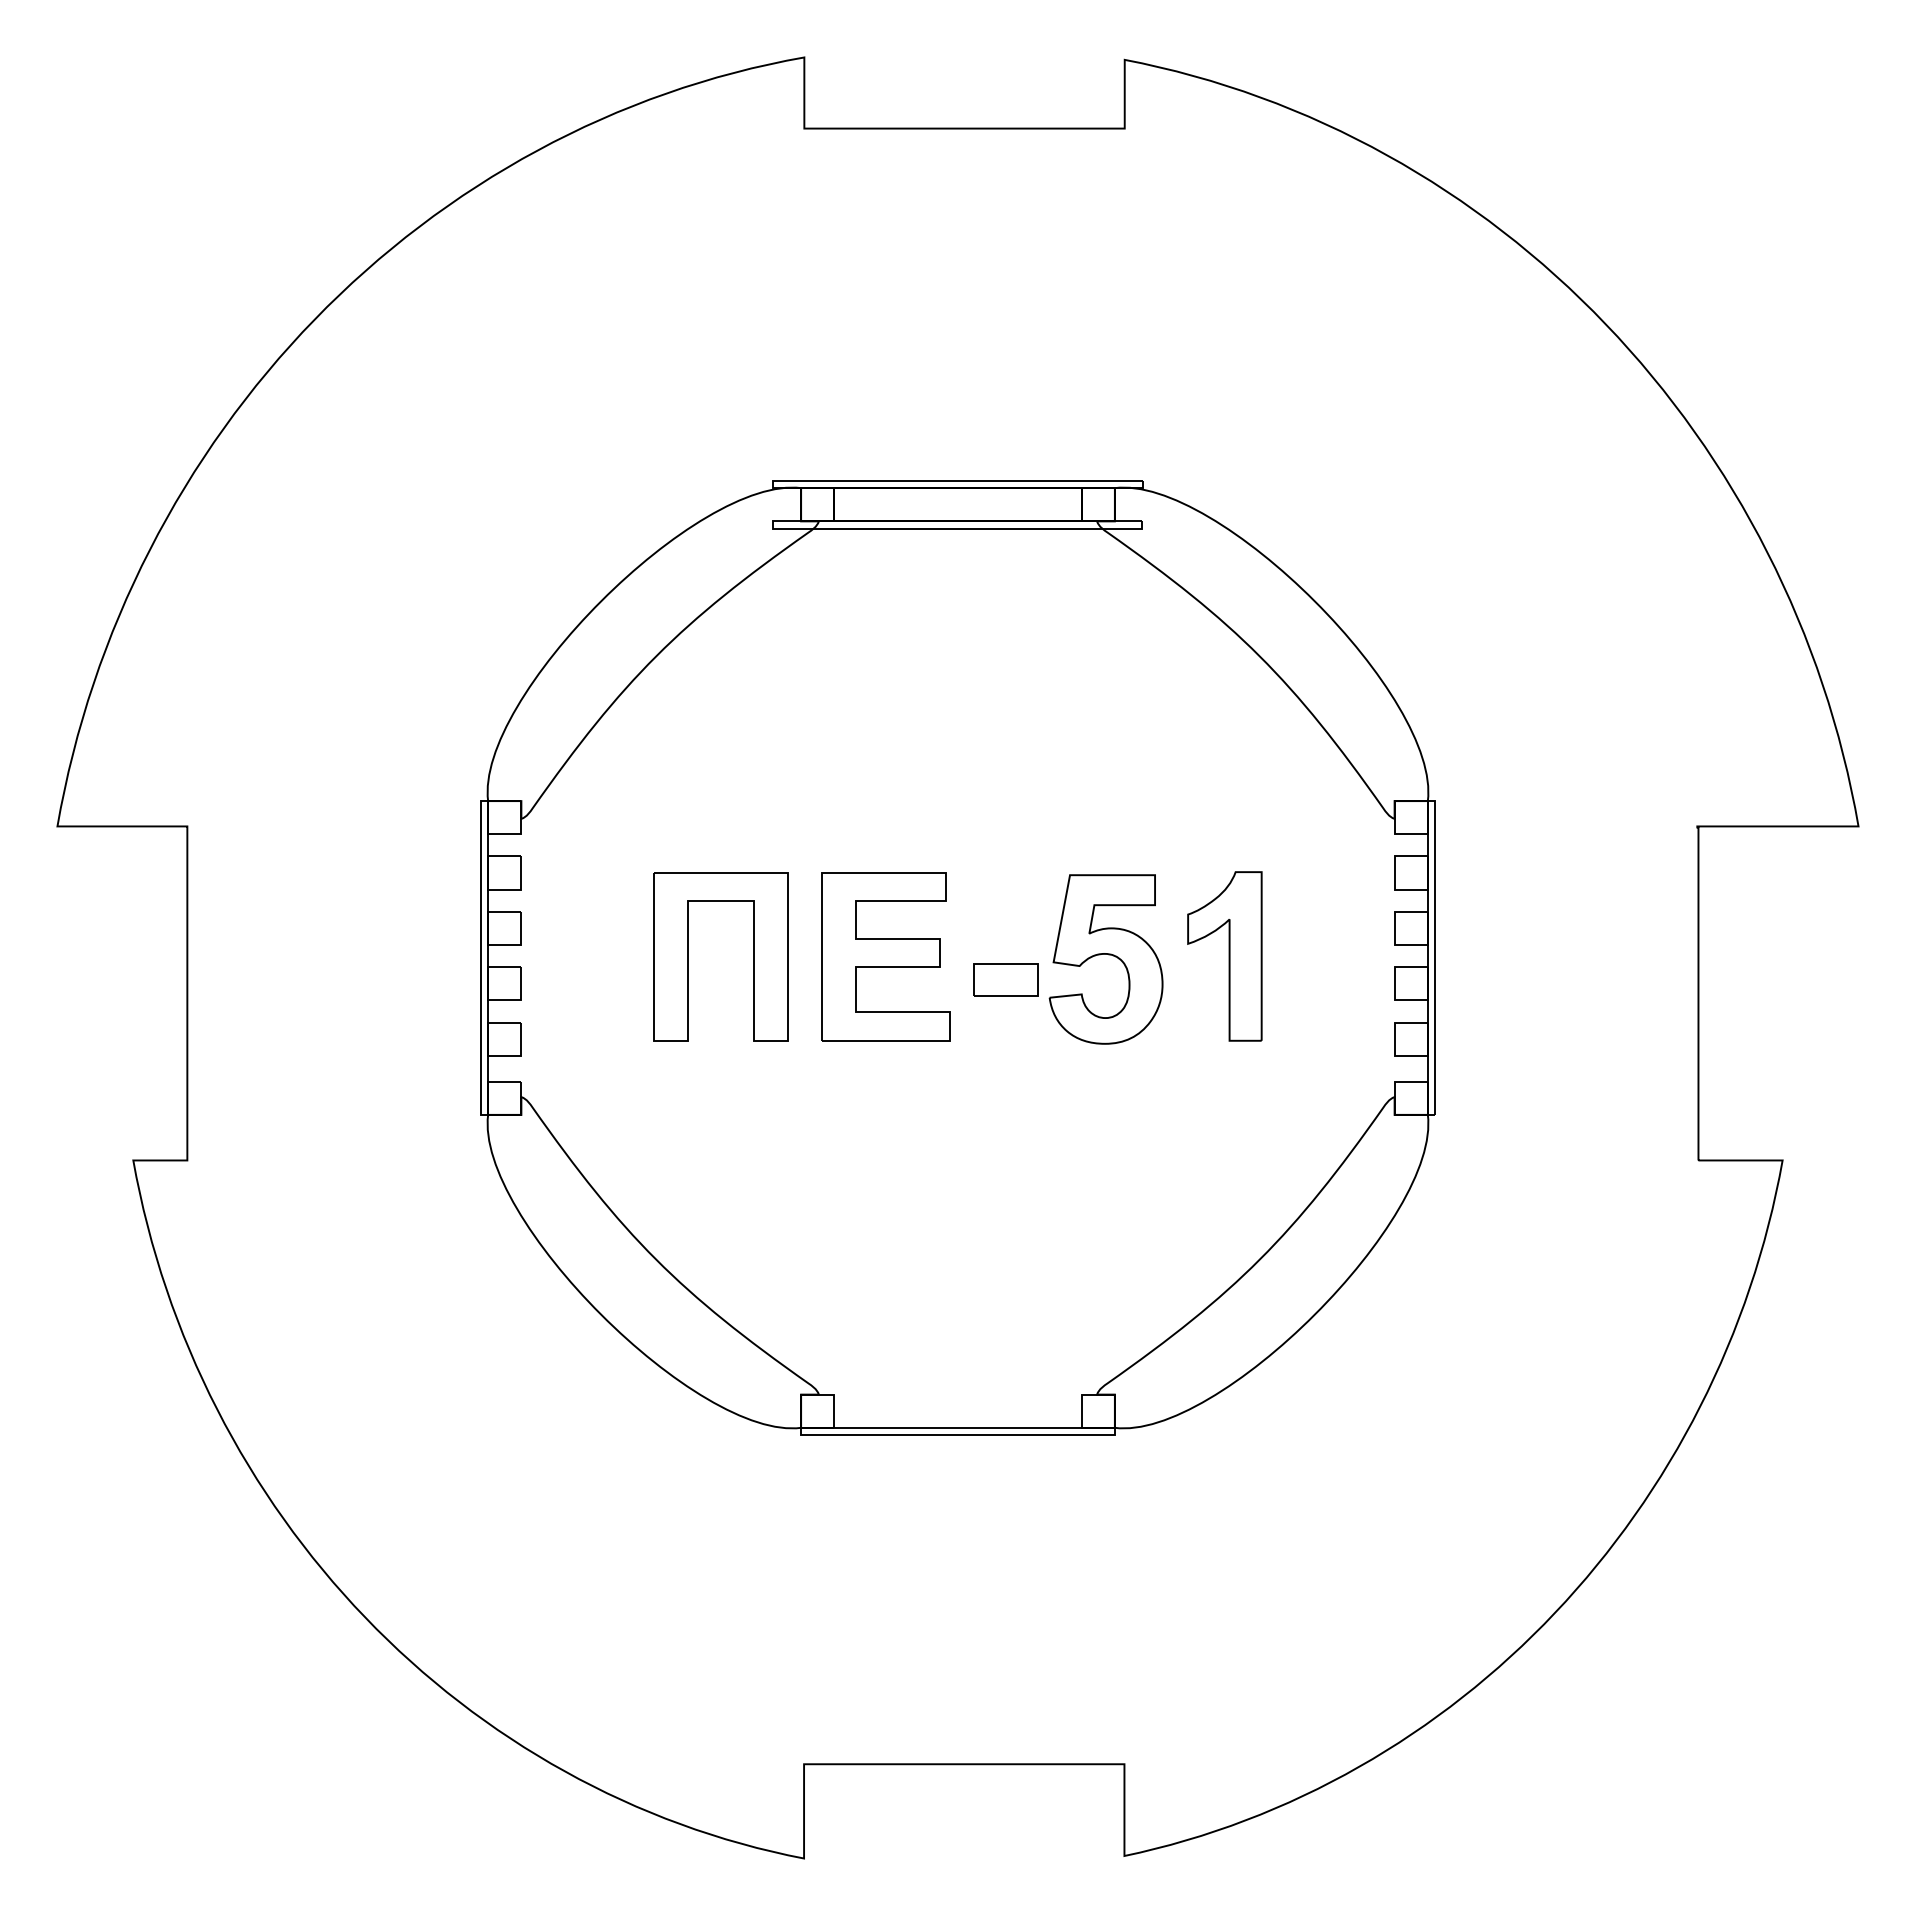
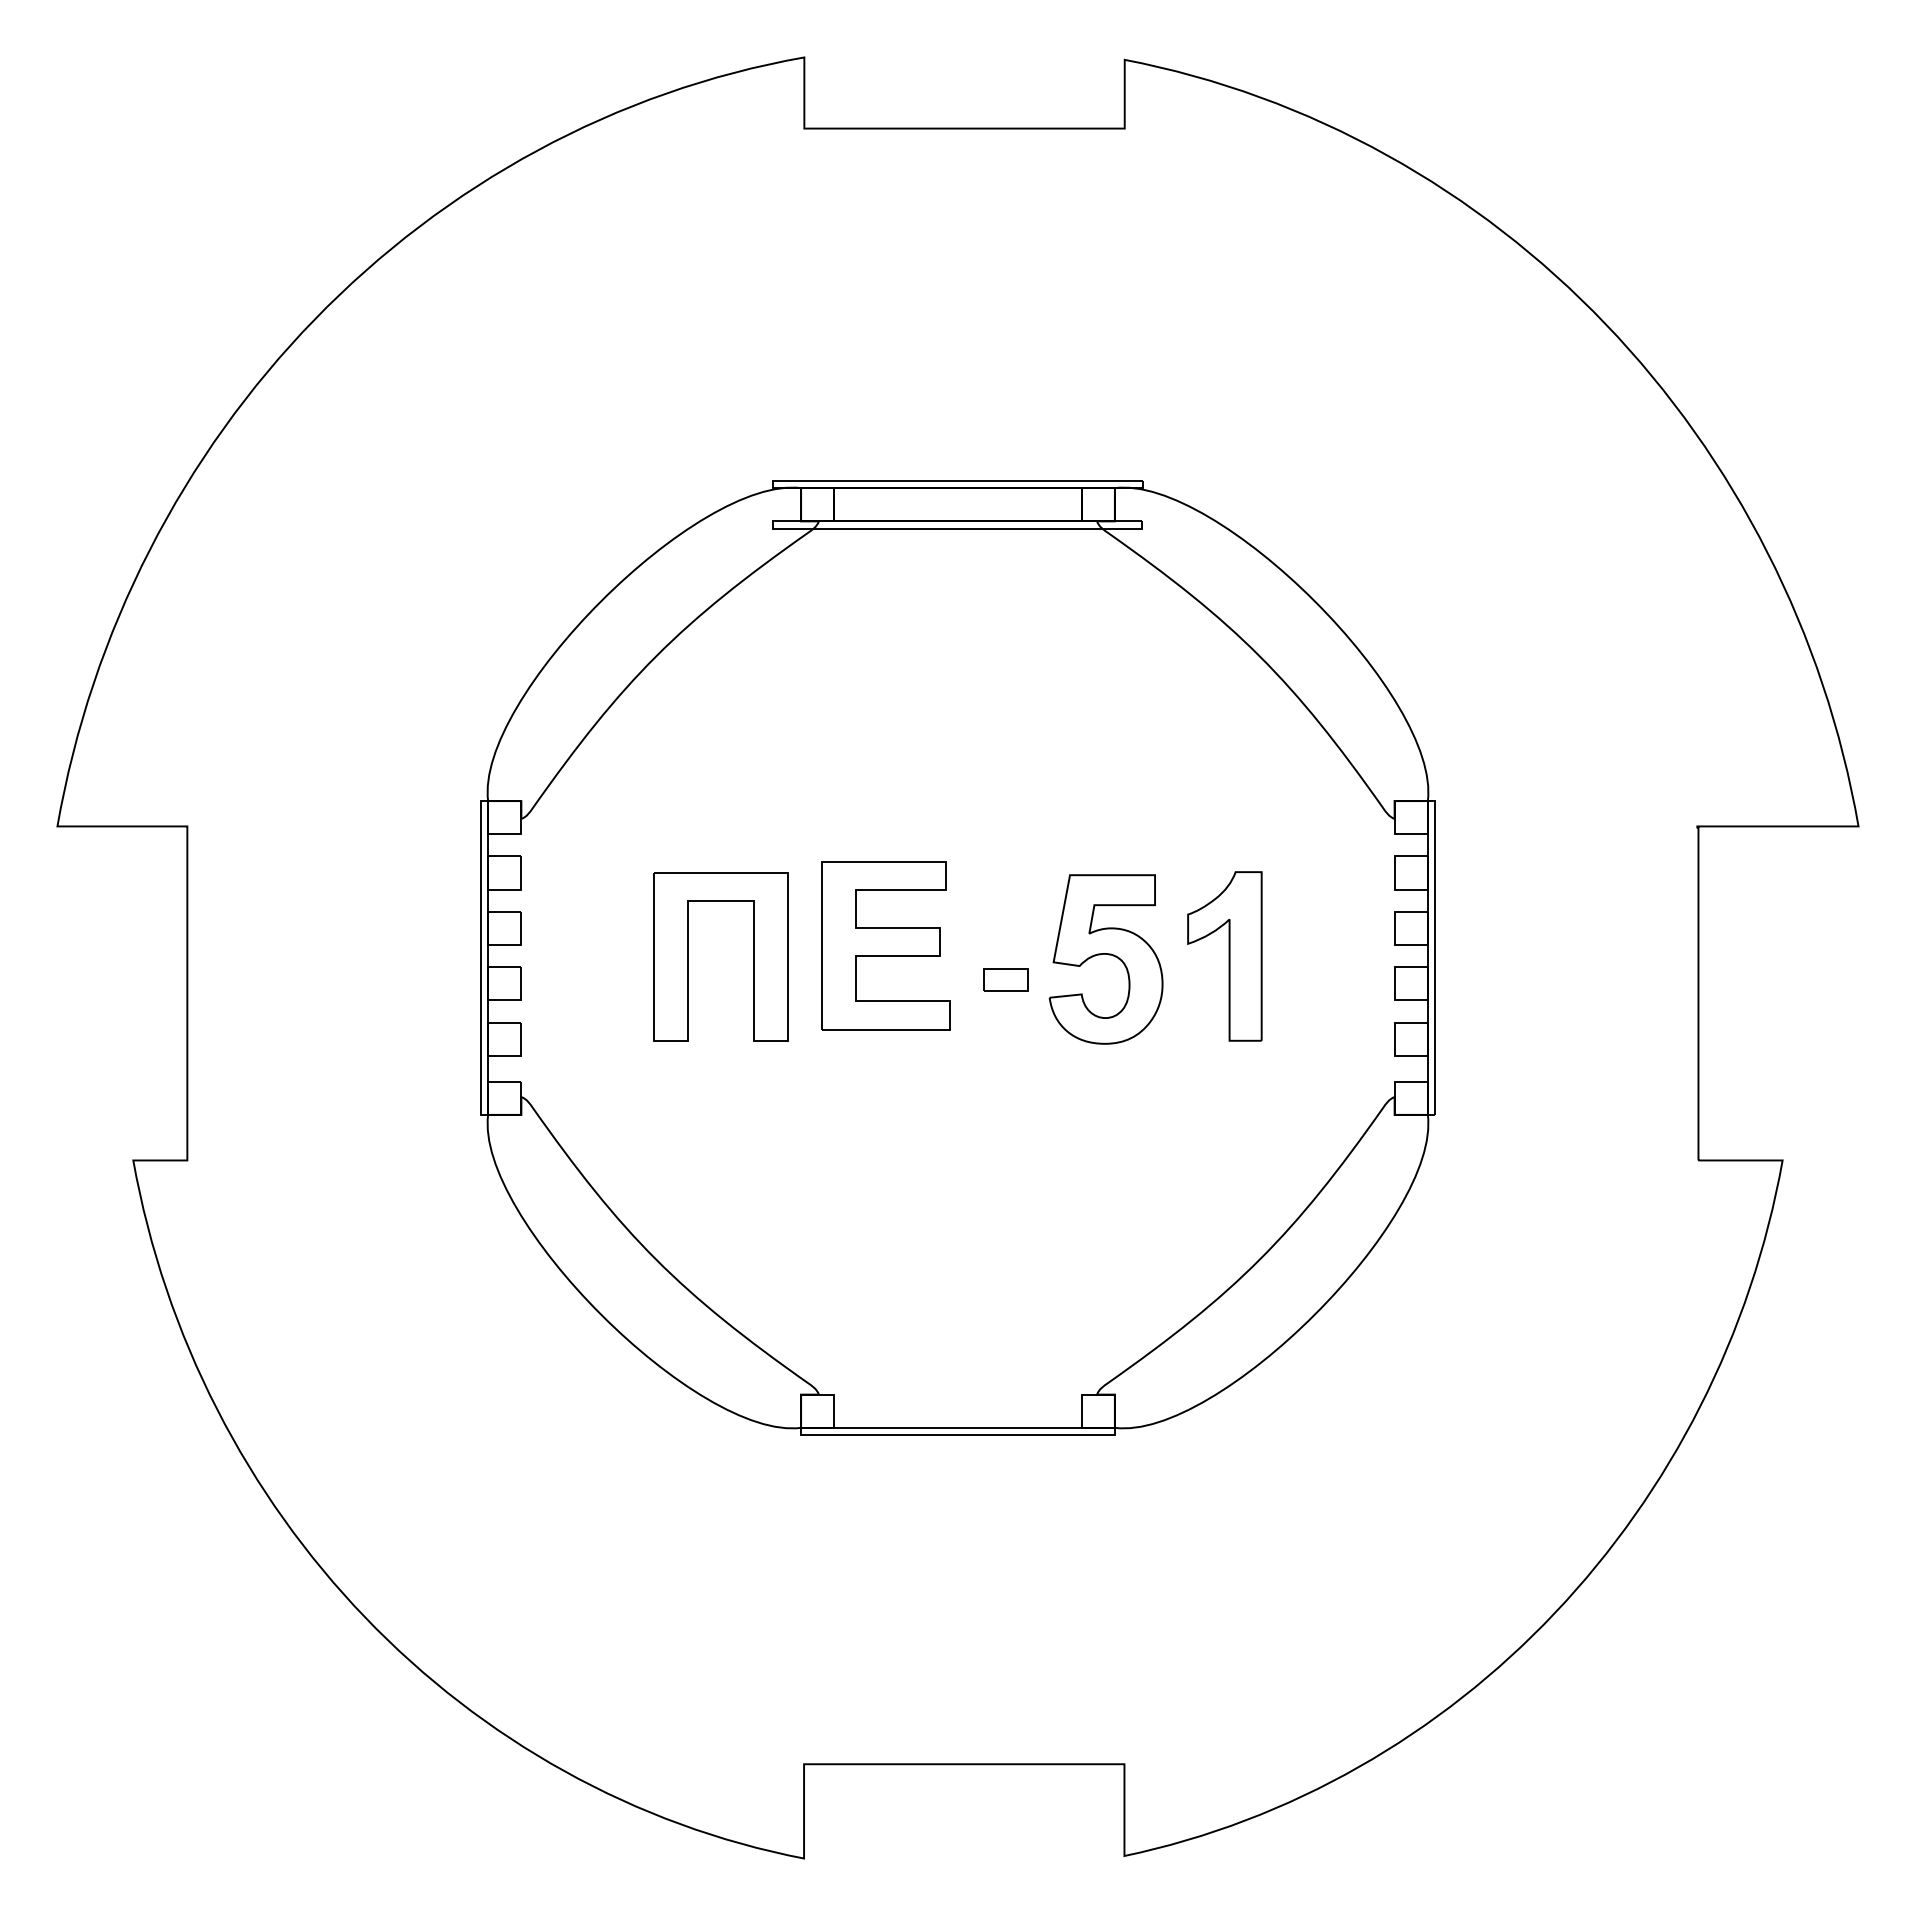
part position: (885, 956) -> (885, 945) (885, 945)
part size: 66x34 px -> 46x24 px (1005, 979)
